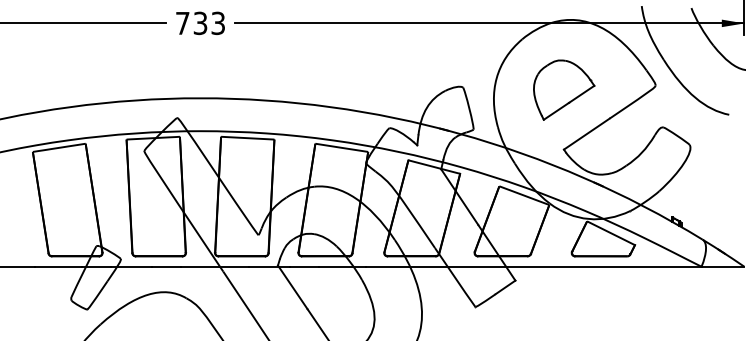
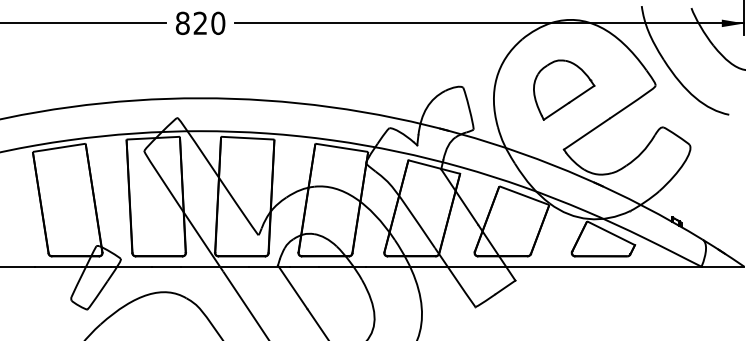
text: 733 -> 820 (200, 23)
